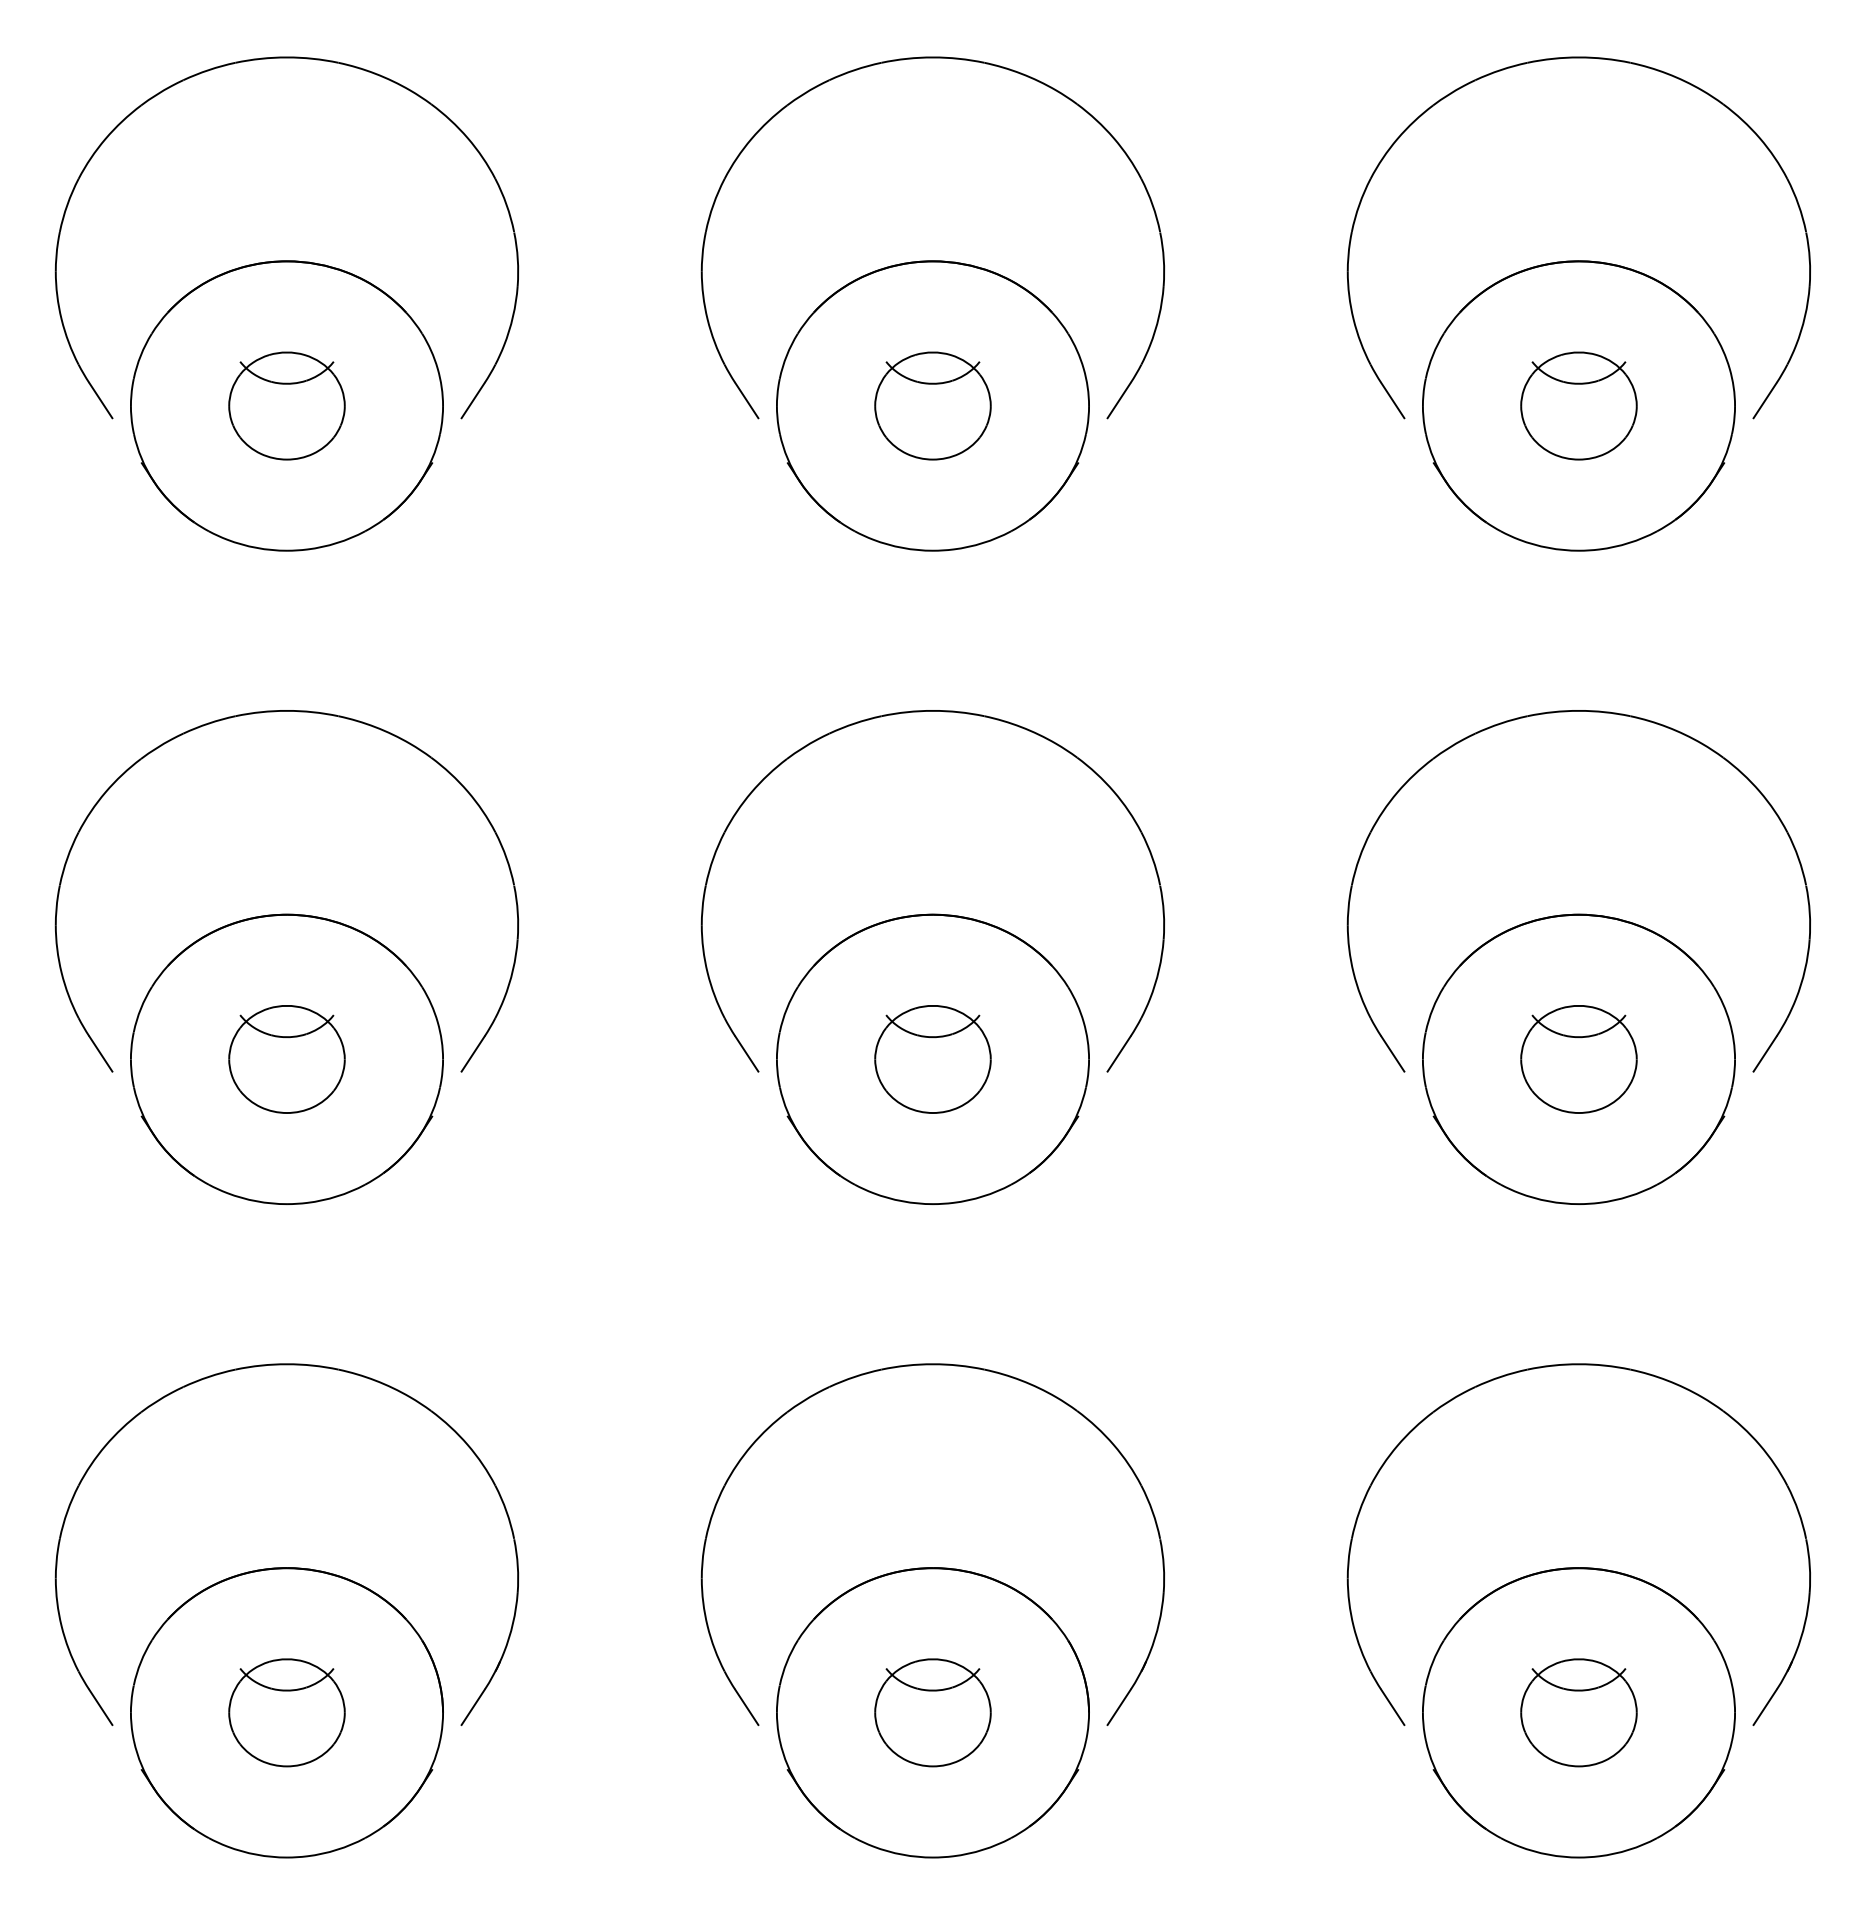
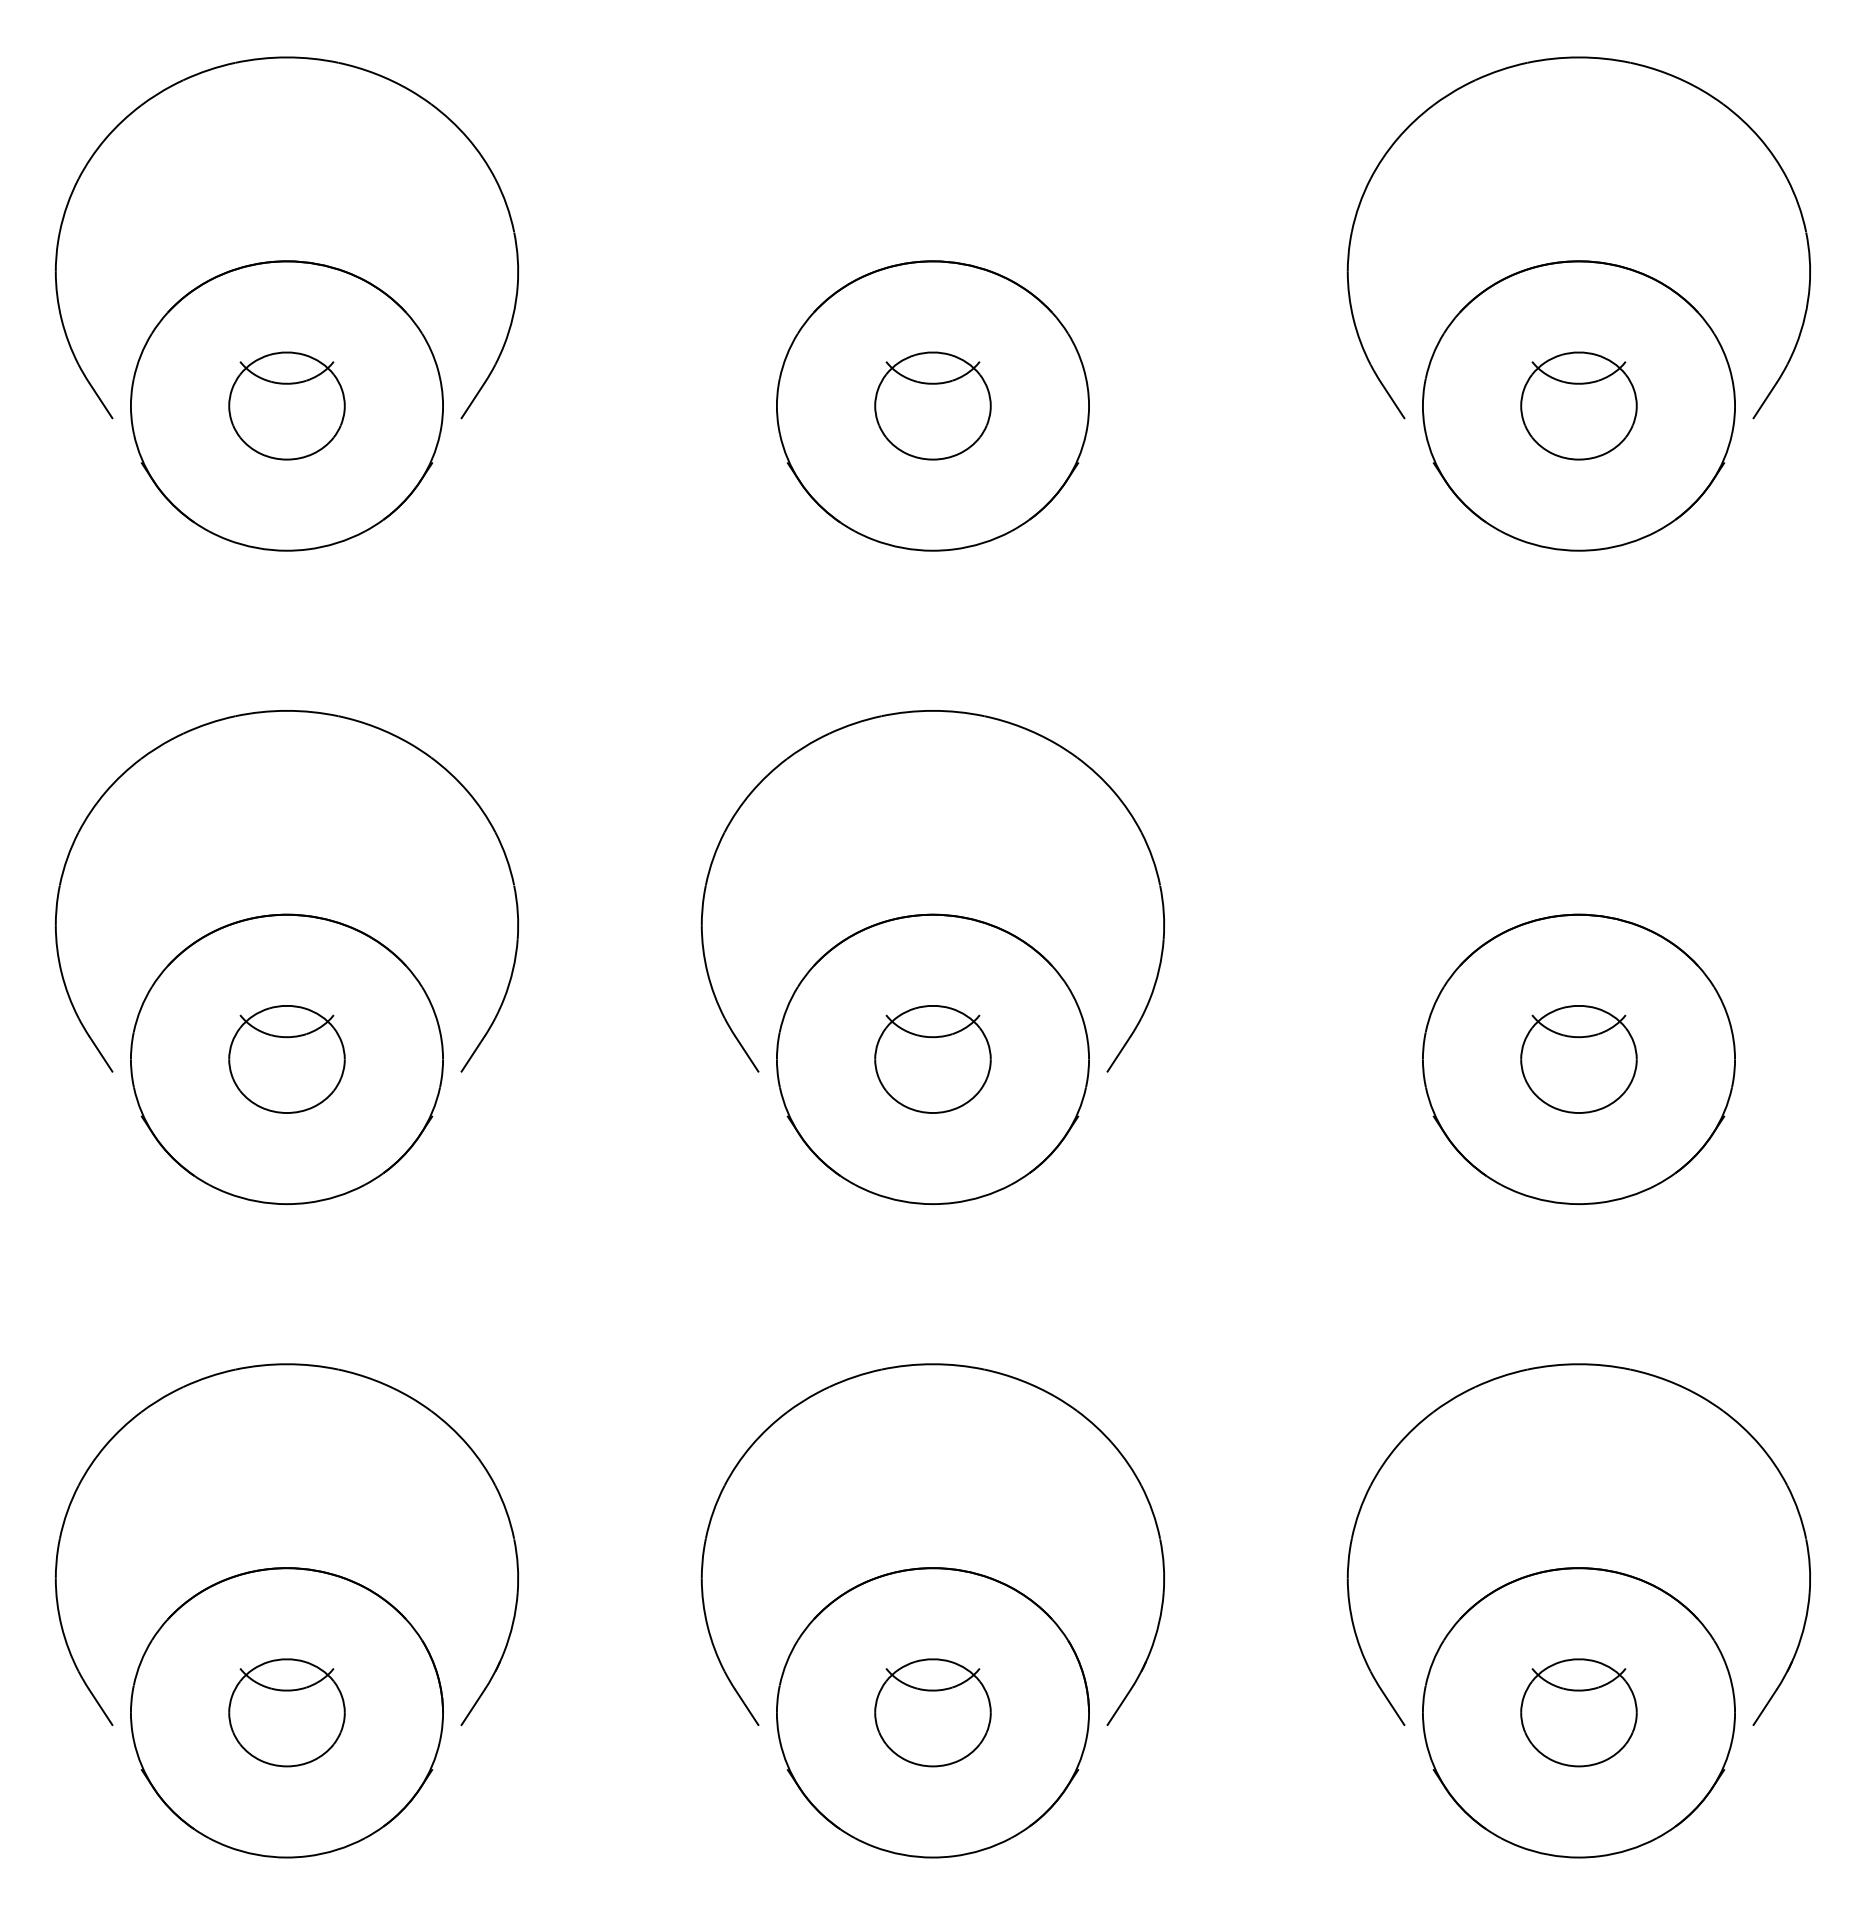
part: present -> none (932, 58)
part: present -> none (1566, 712)
